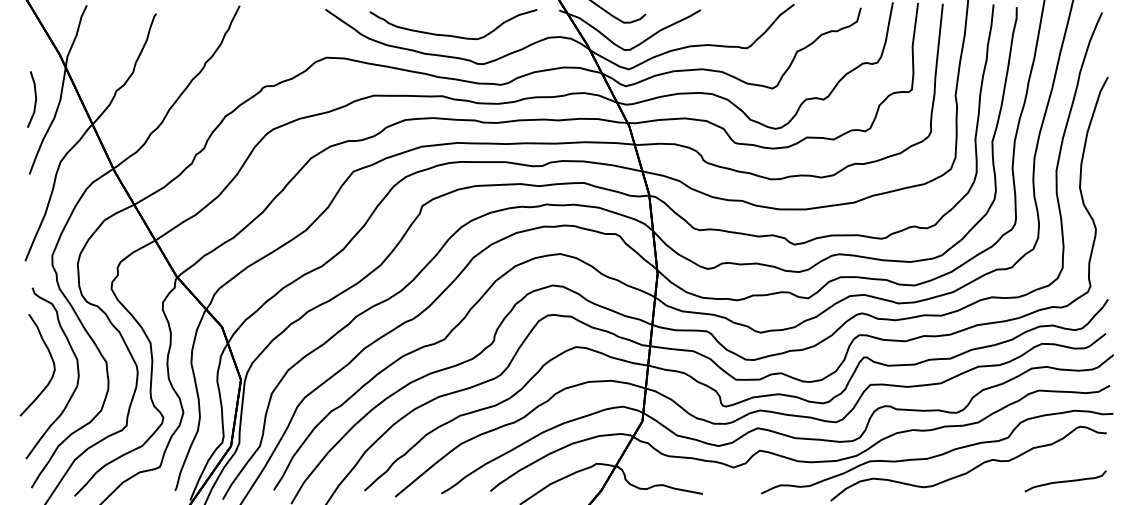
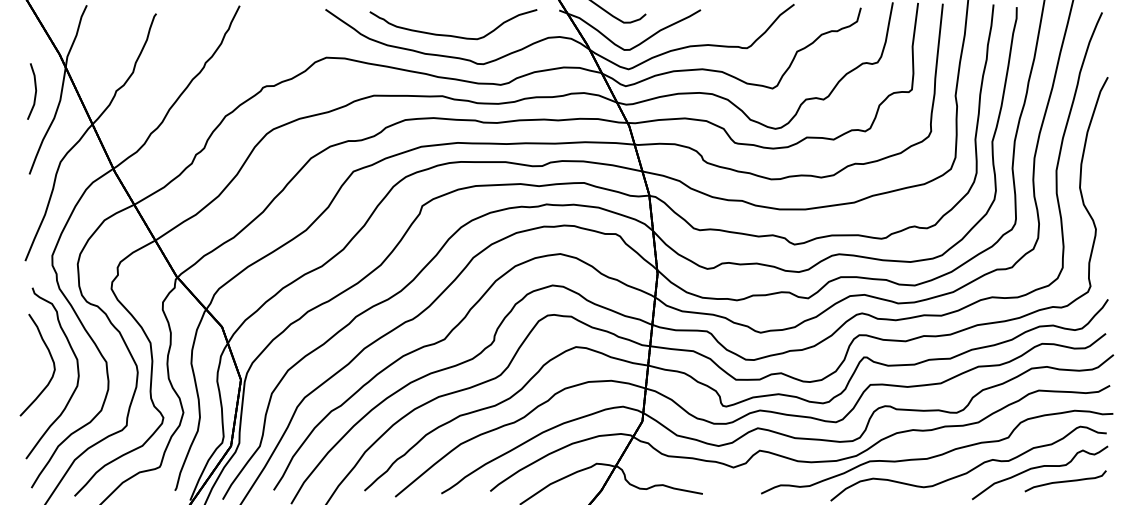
part position: (32, 99) -> (32, 91) (32, 91)
part: none -> present (1040, 472)
